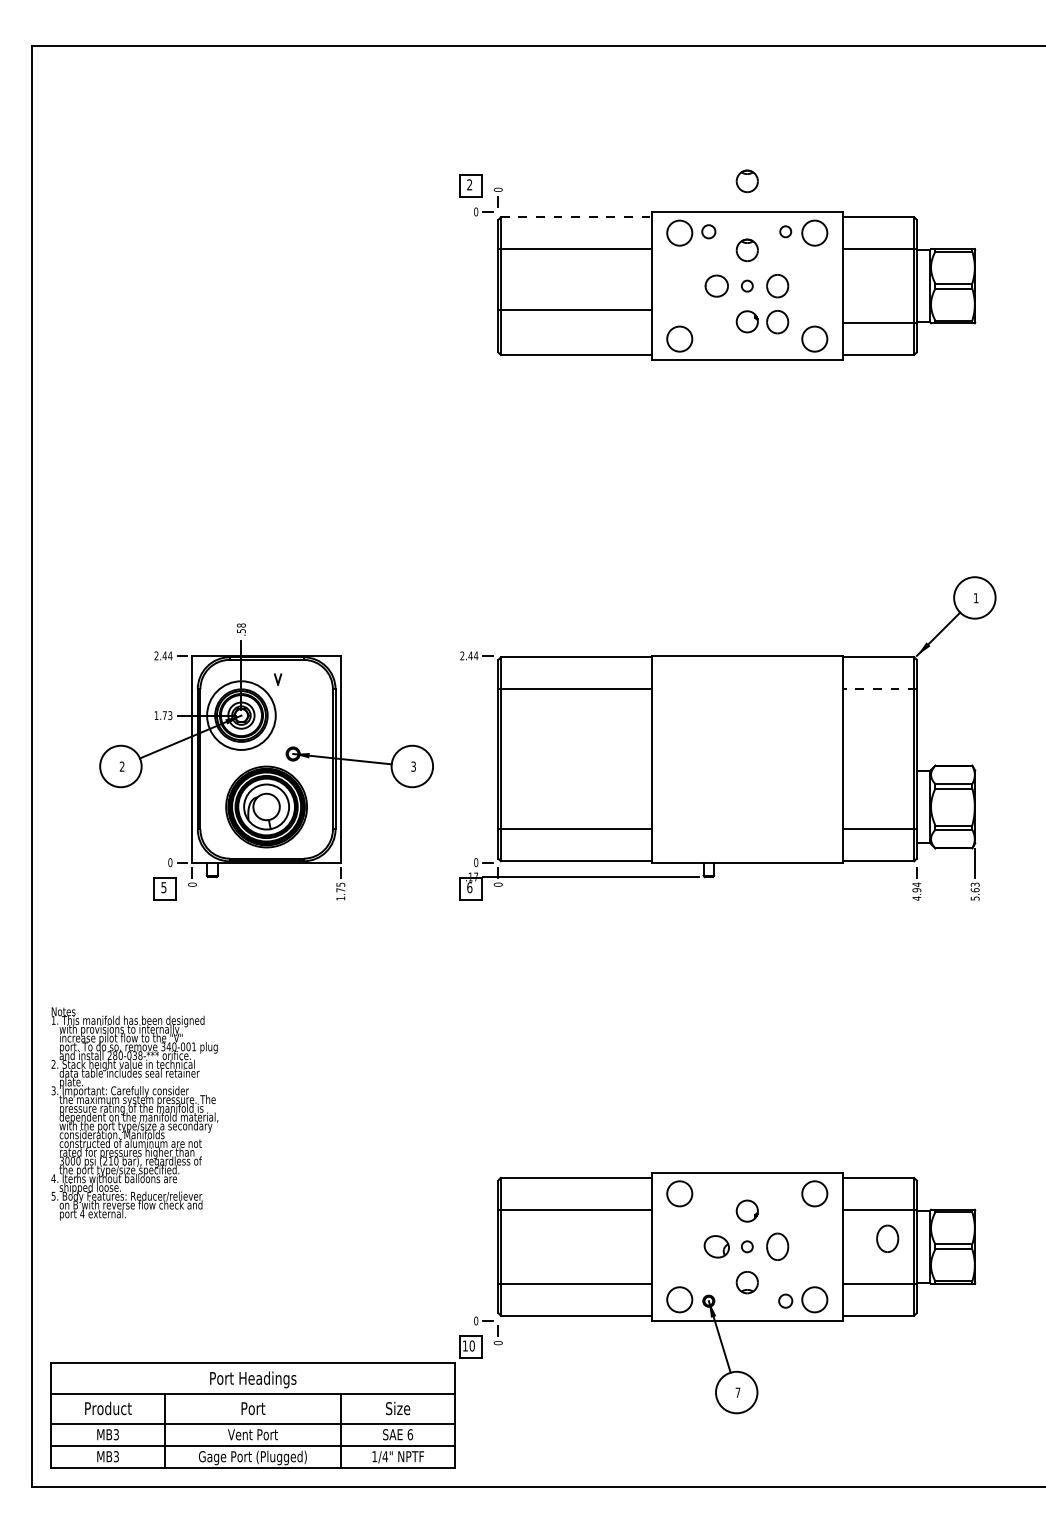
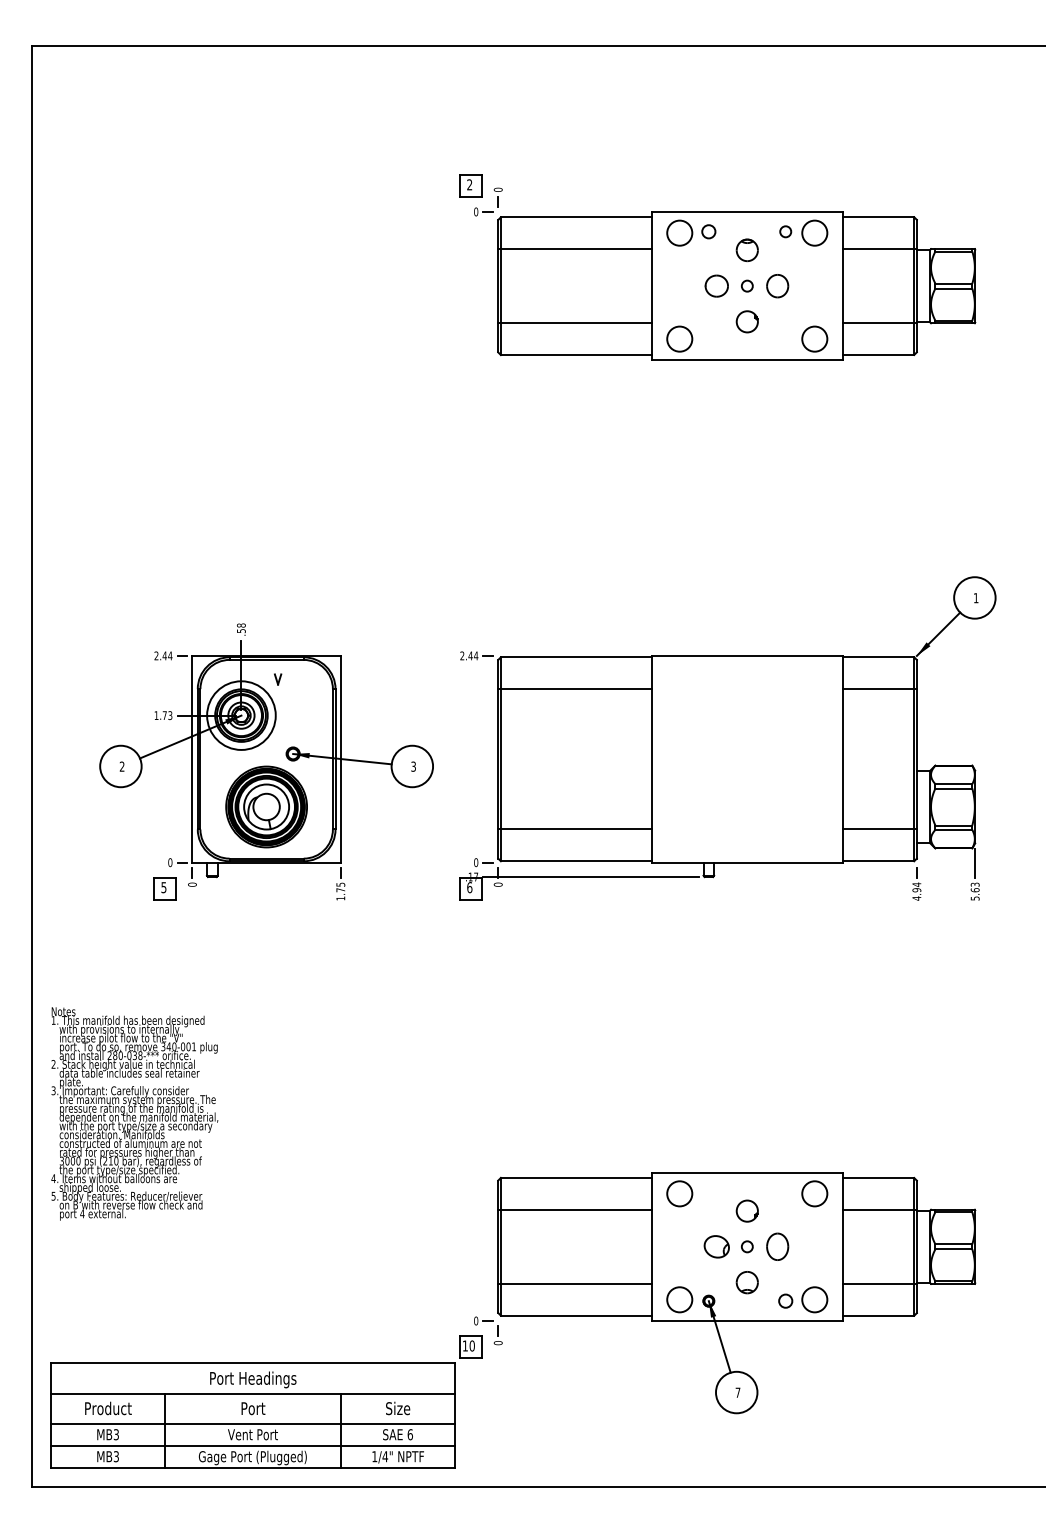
part: present -> none (746, 181)
line: dashed -> solid (576, 217)
line position: (574, 310) -> (574, 323) (574, 323)
part: present -> none (777, 322)
line: dashed -> solid (879, 689)
part: present -> none (887, 1238)
